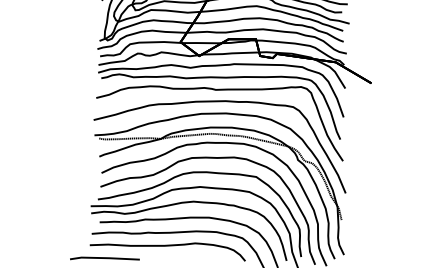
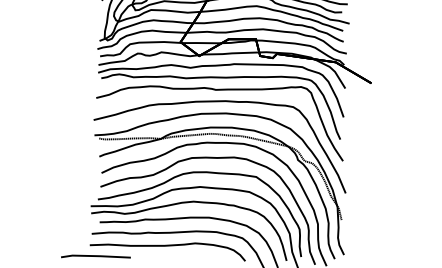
part position: (104, 258) -> (95, 256) (95, 256)
